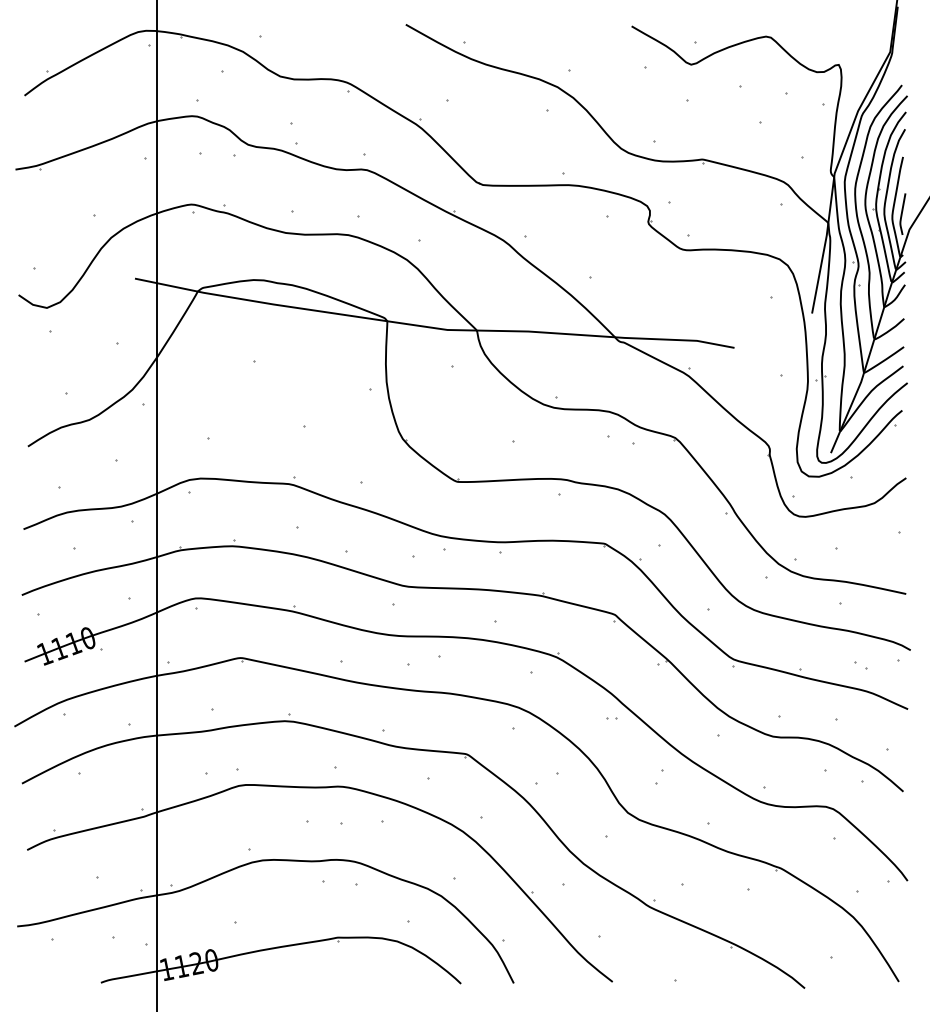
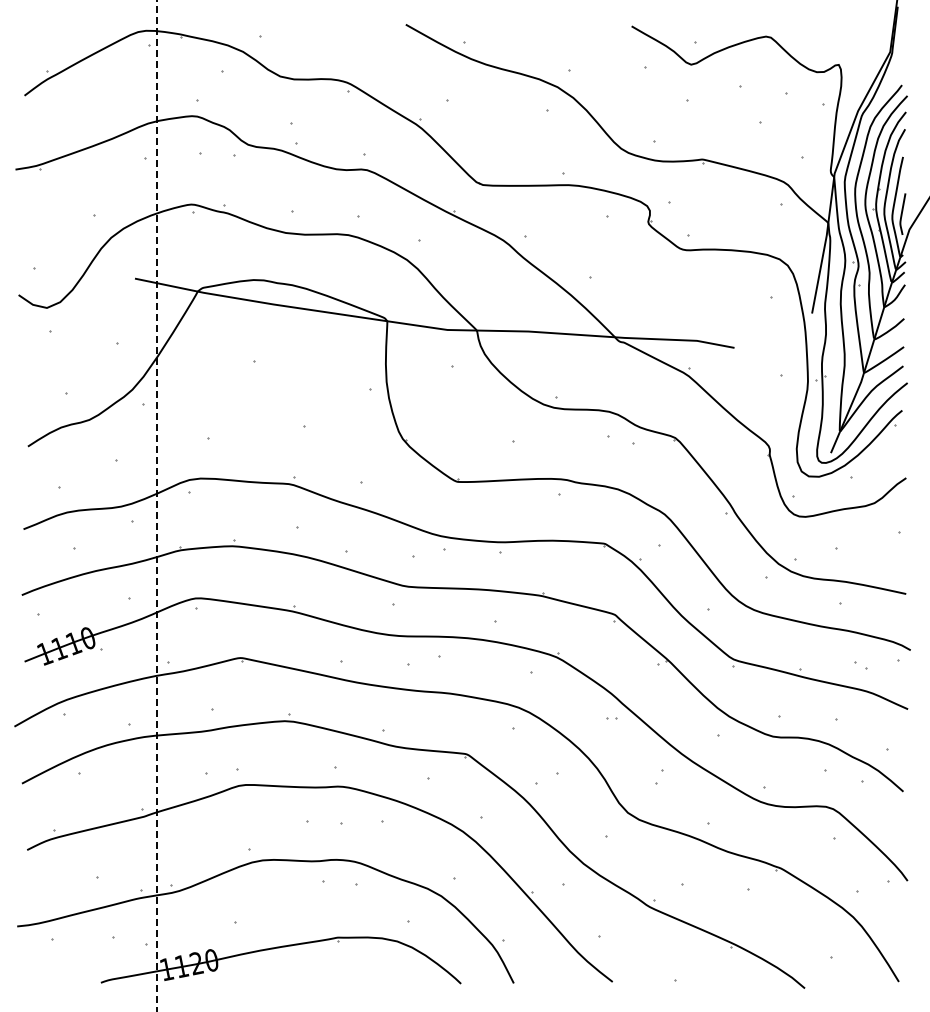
line: solid -> dashed (157, 505)
